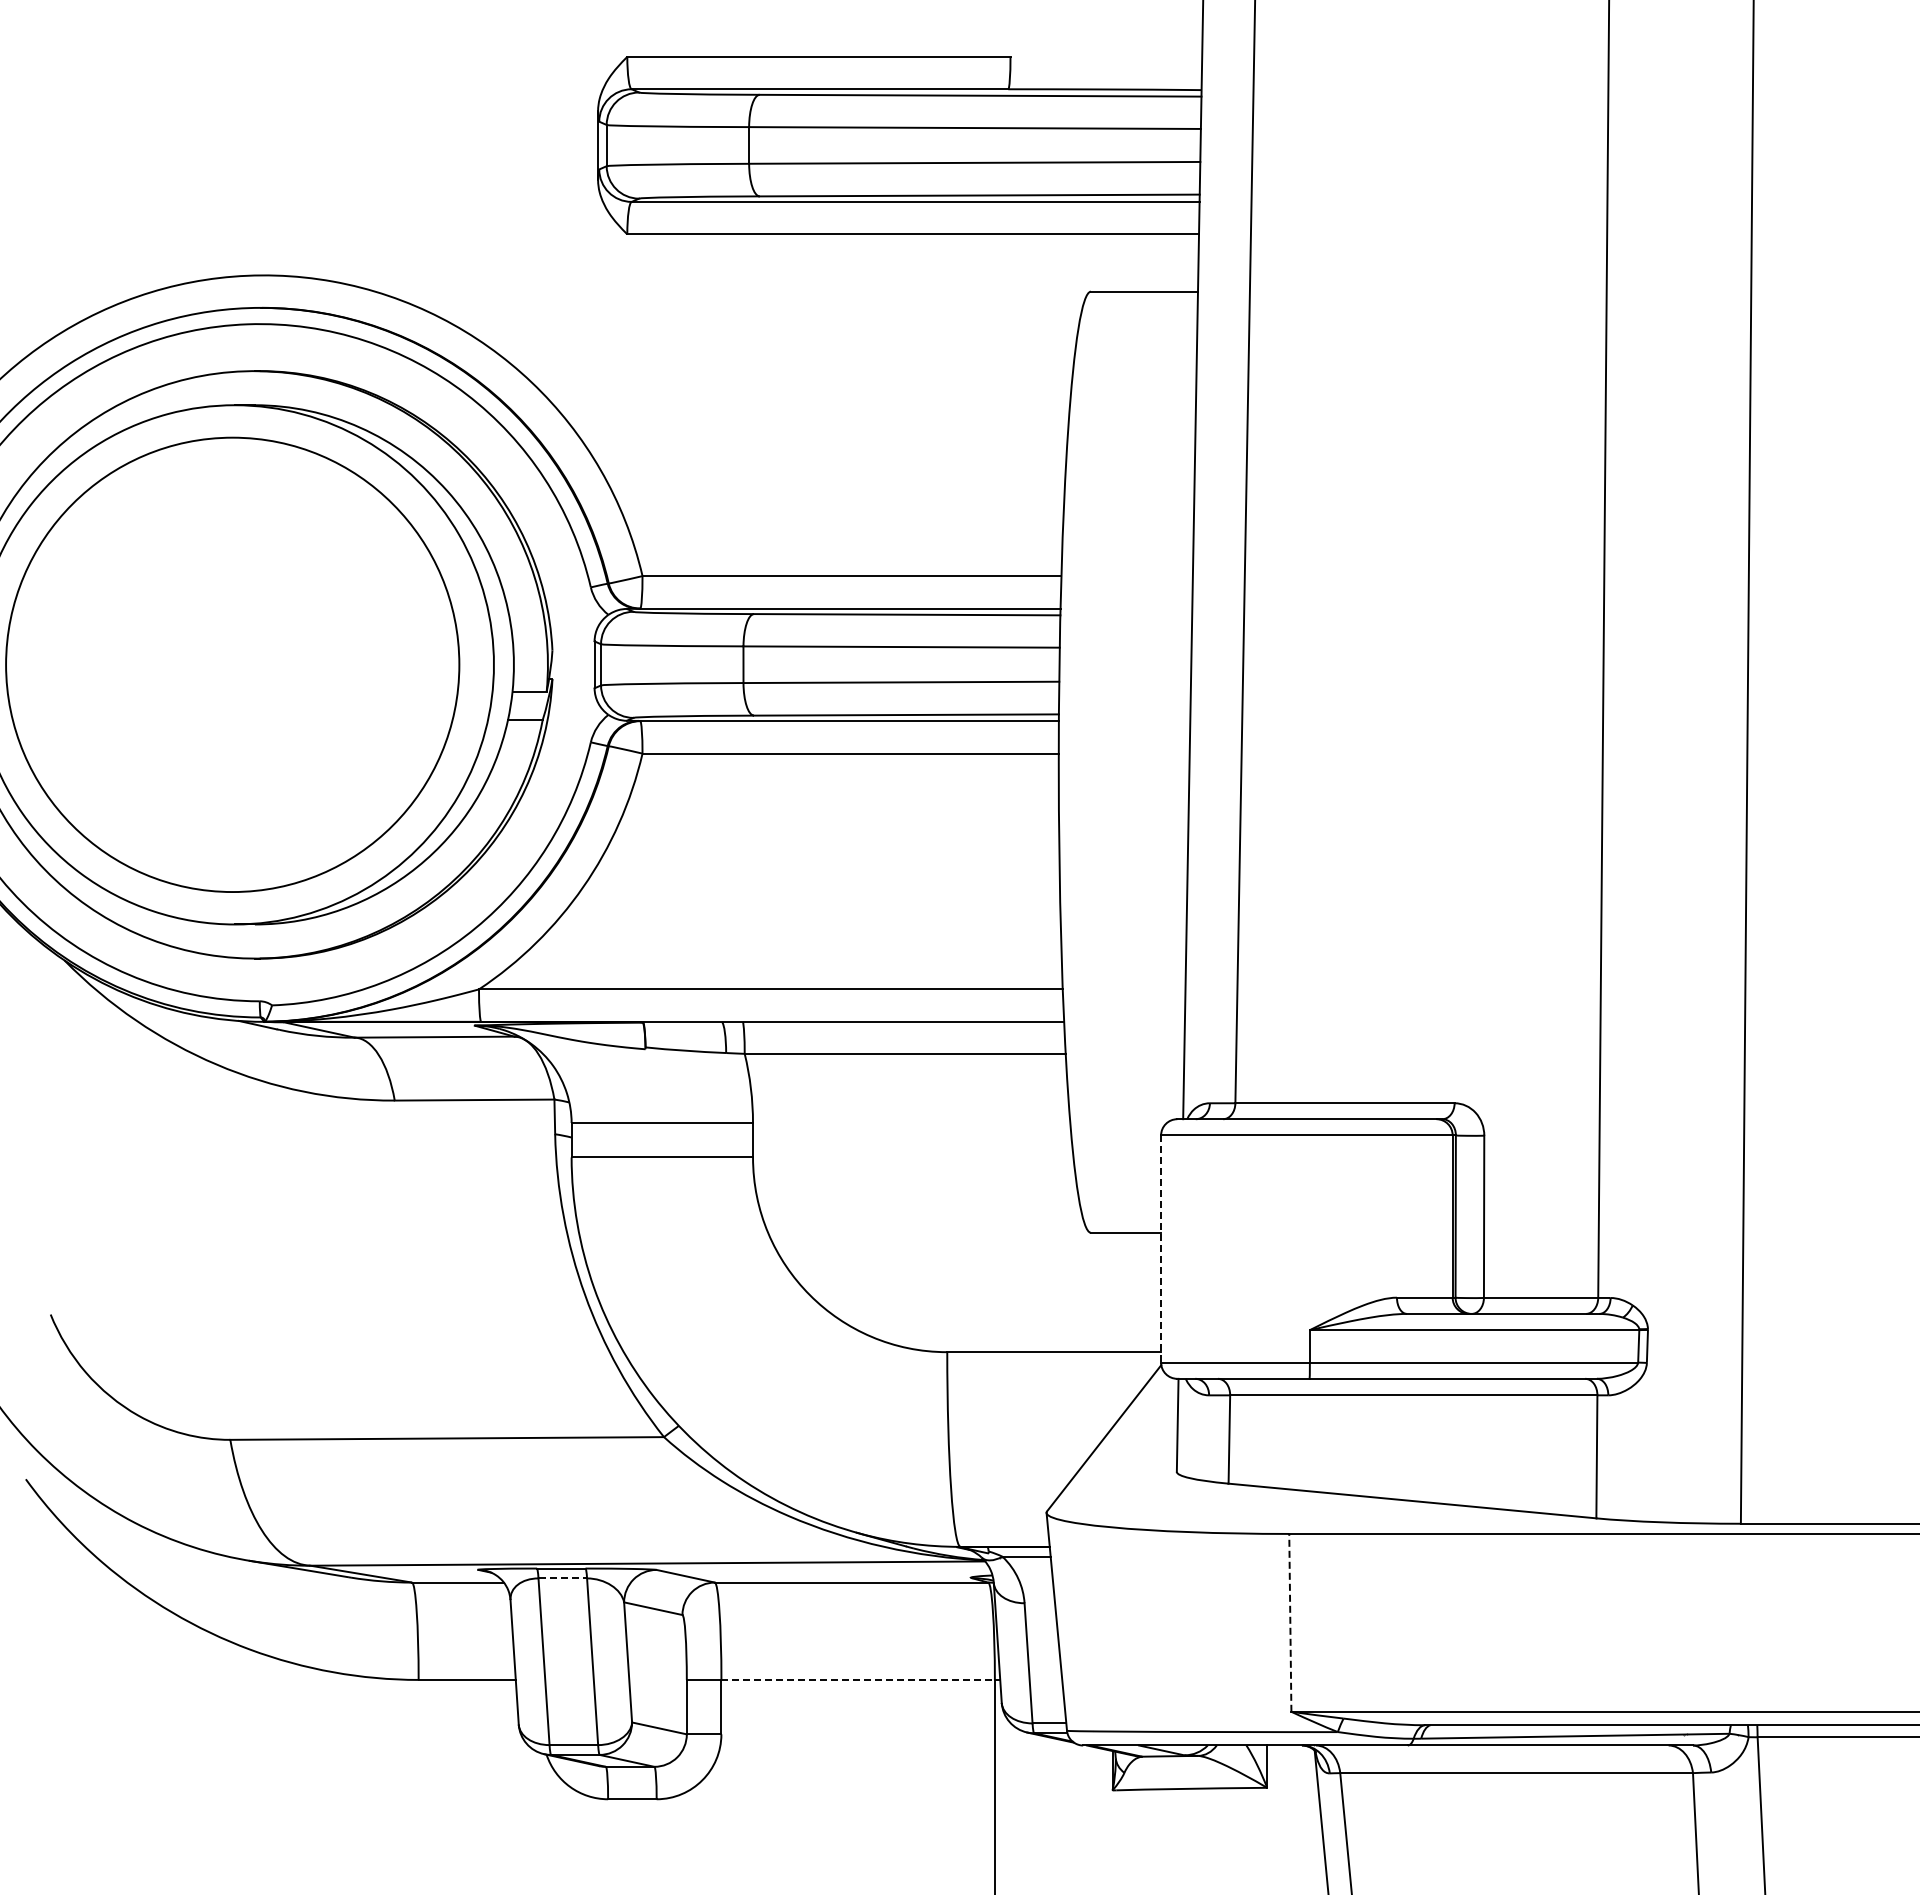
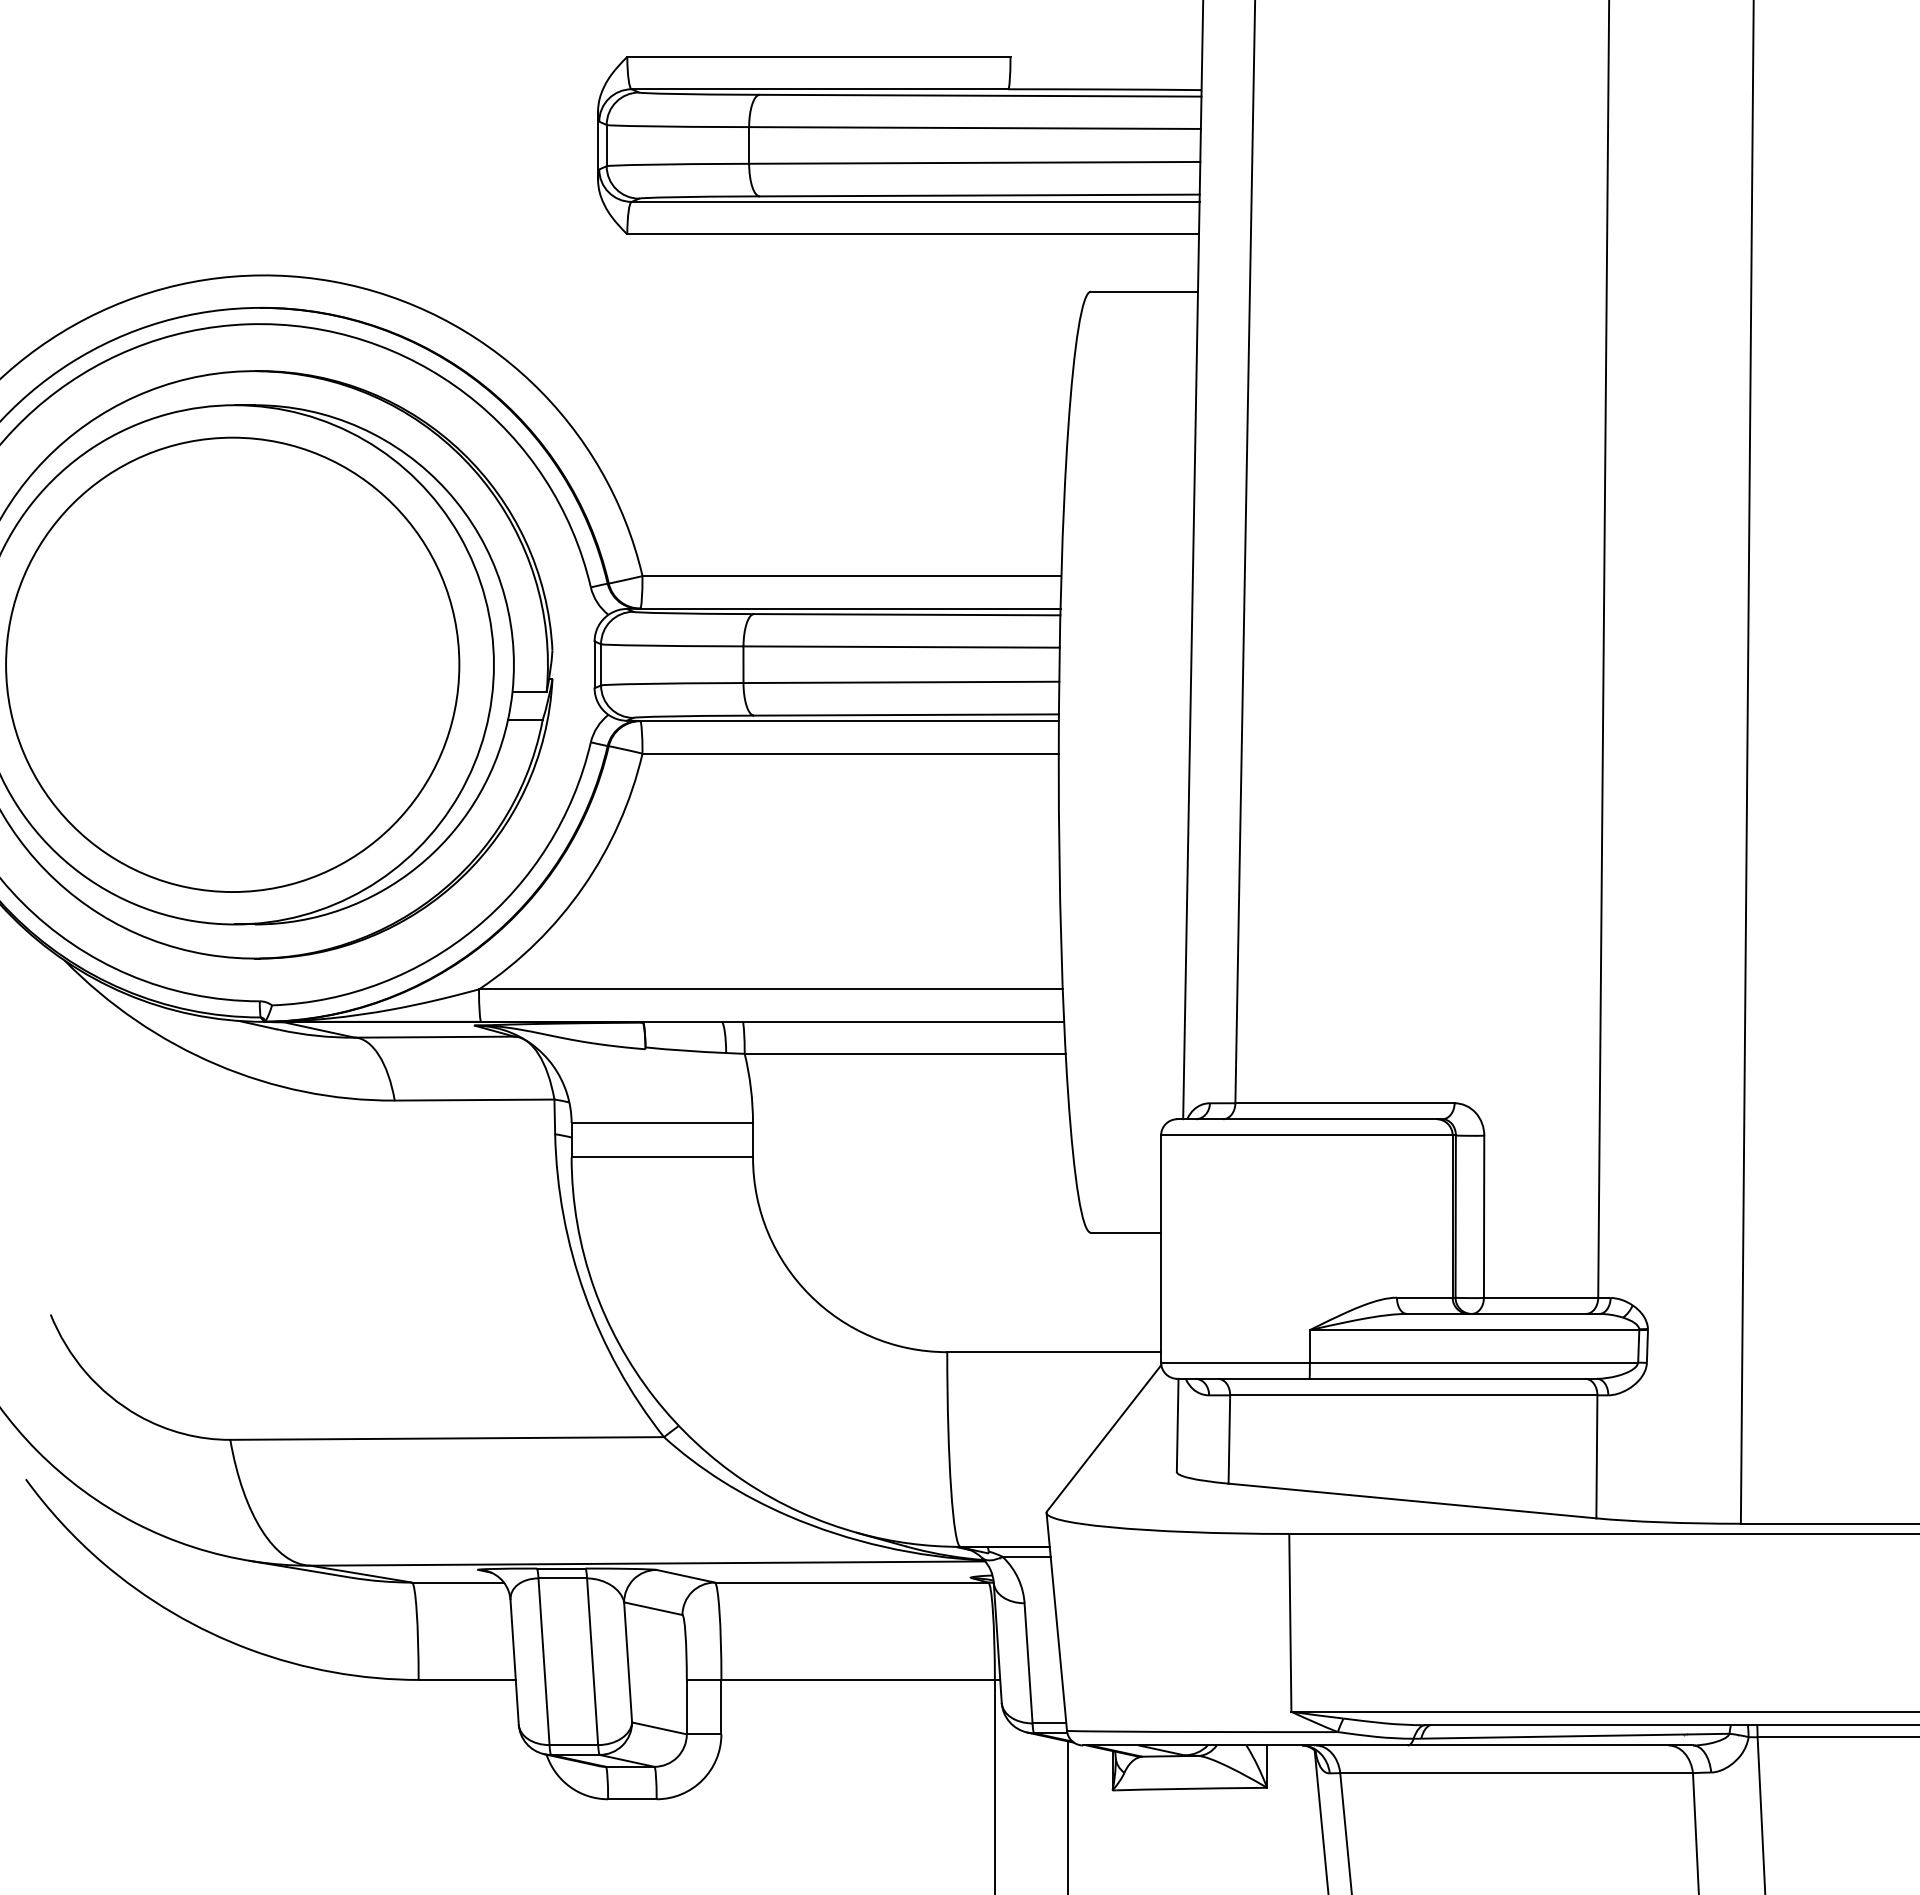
line: dashed -> solid (1161, 1249)
line: dashed -> solid (563, 1578)
line: dashed -> solid (1290, 1622)
line: dashed -> solid (858, 1679)
line: none -> present (1068, 1816)
